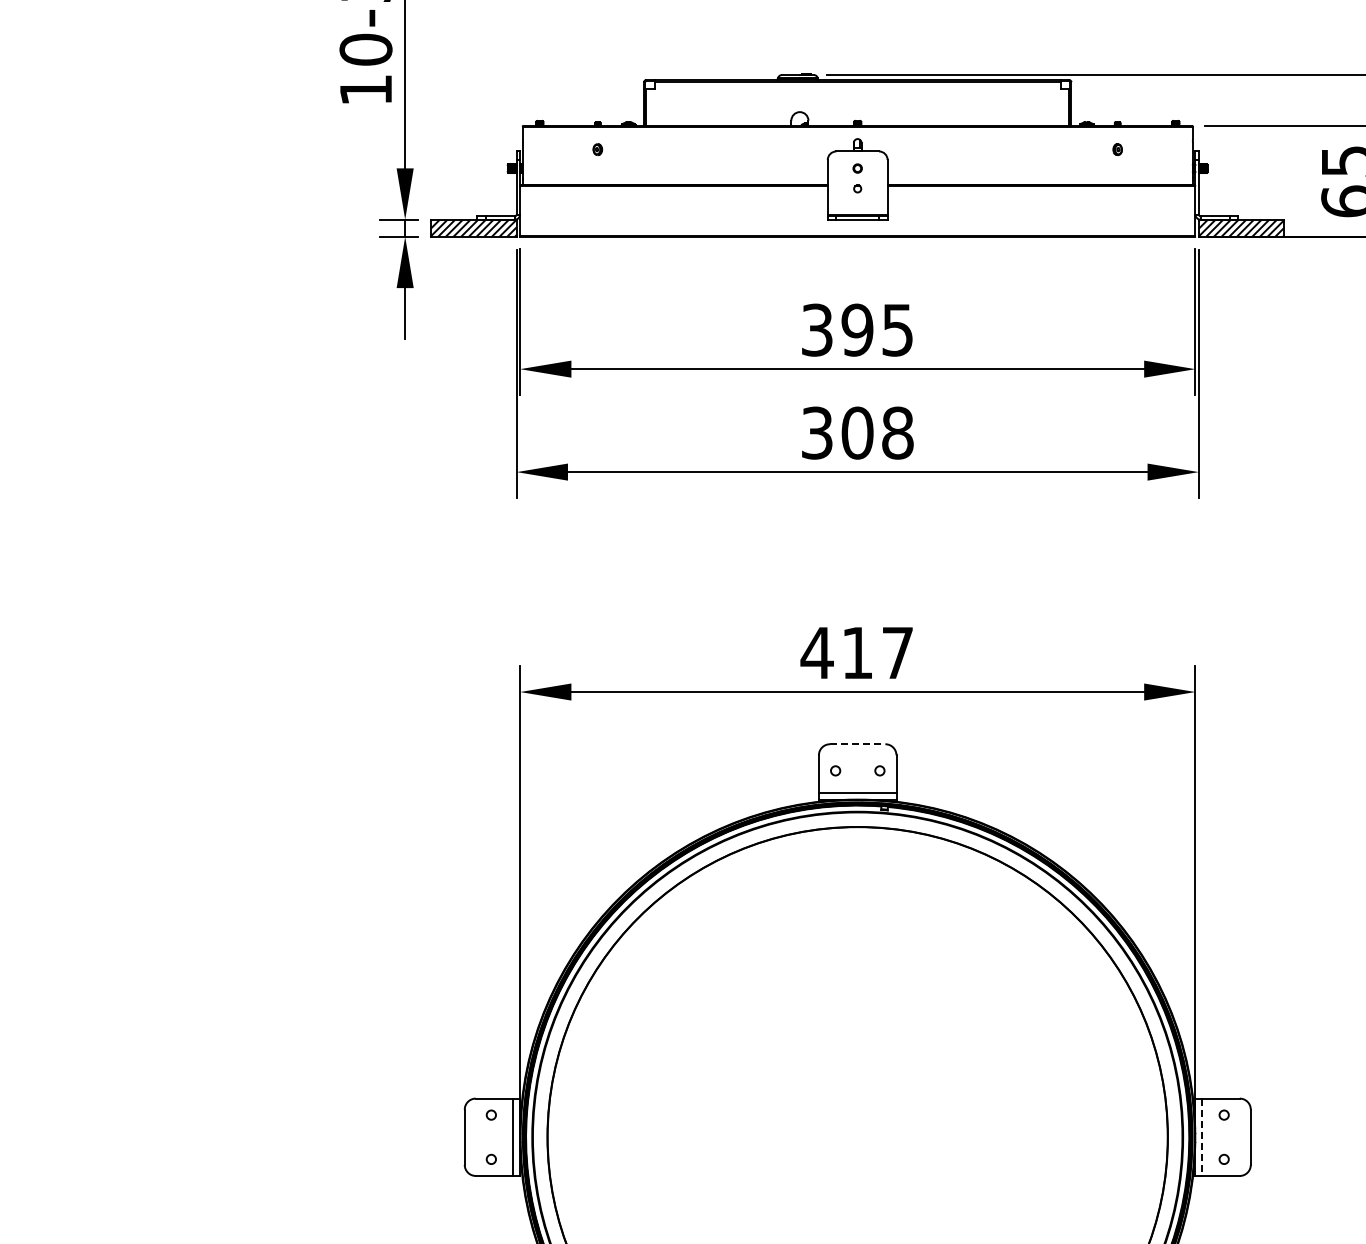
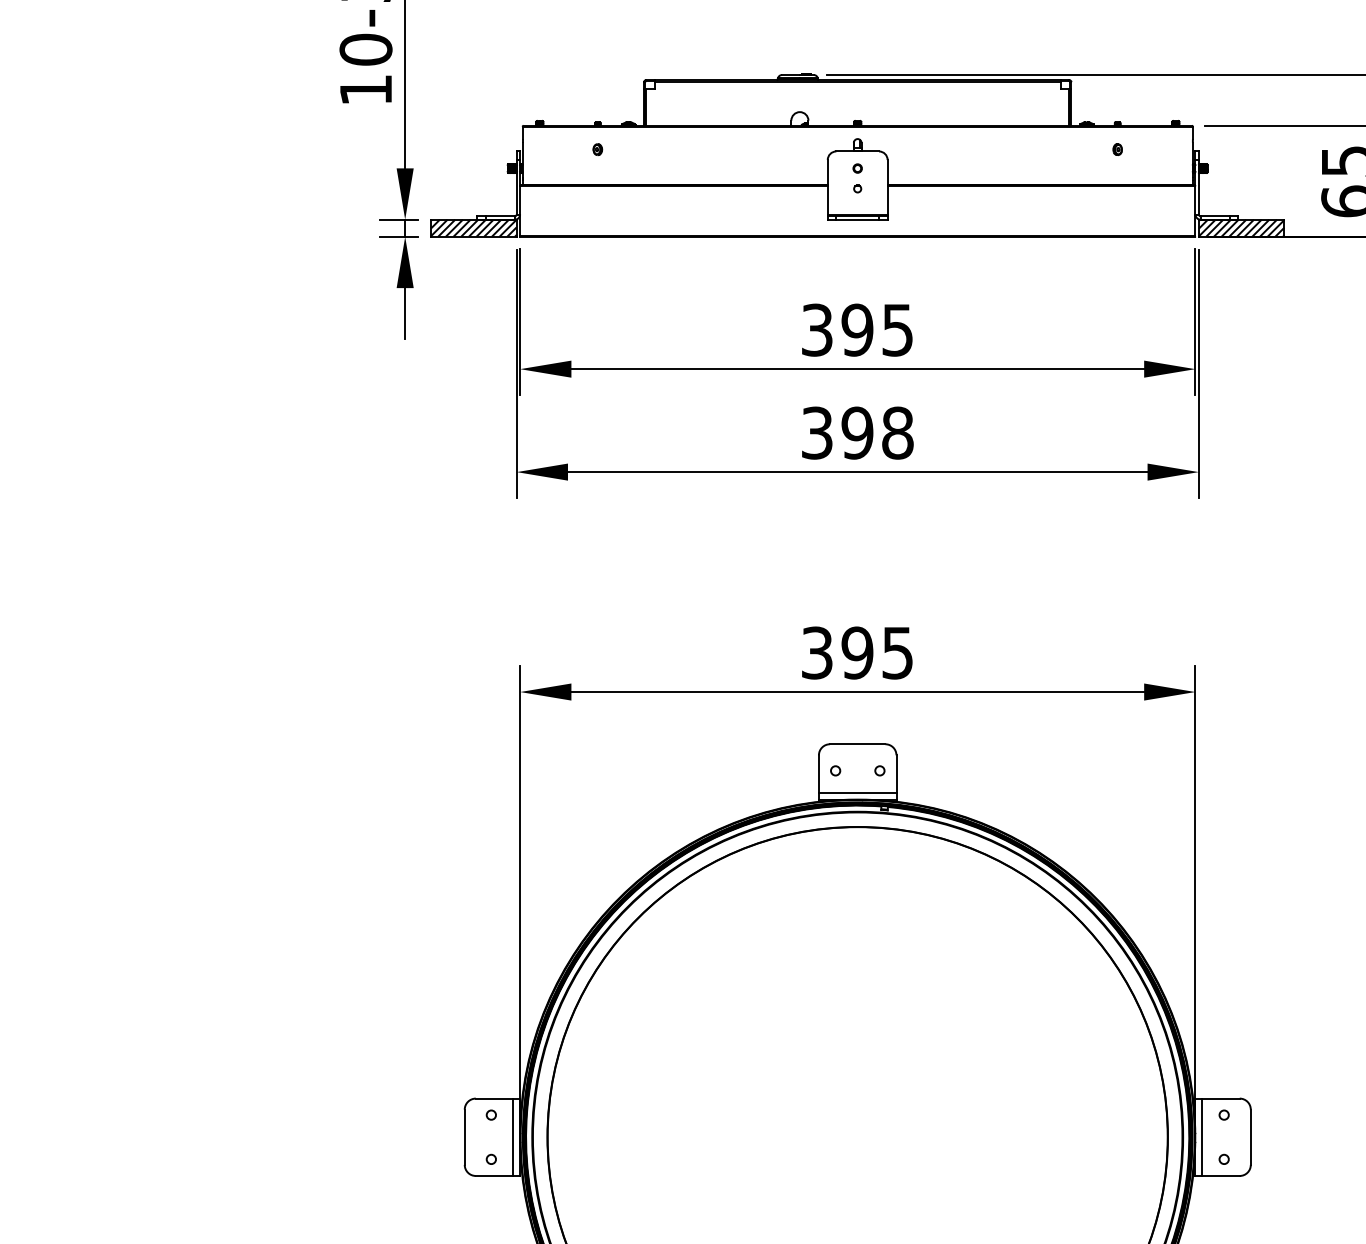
text: 308 -> 398 (857, 432)
text: 417 -> 395 (856, 652)
line: dashed -> solid (857, 744)
line: dashed -> solid (1202, 1137)
